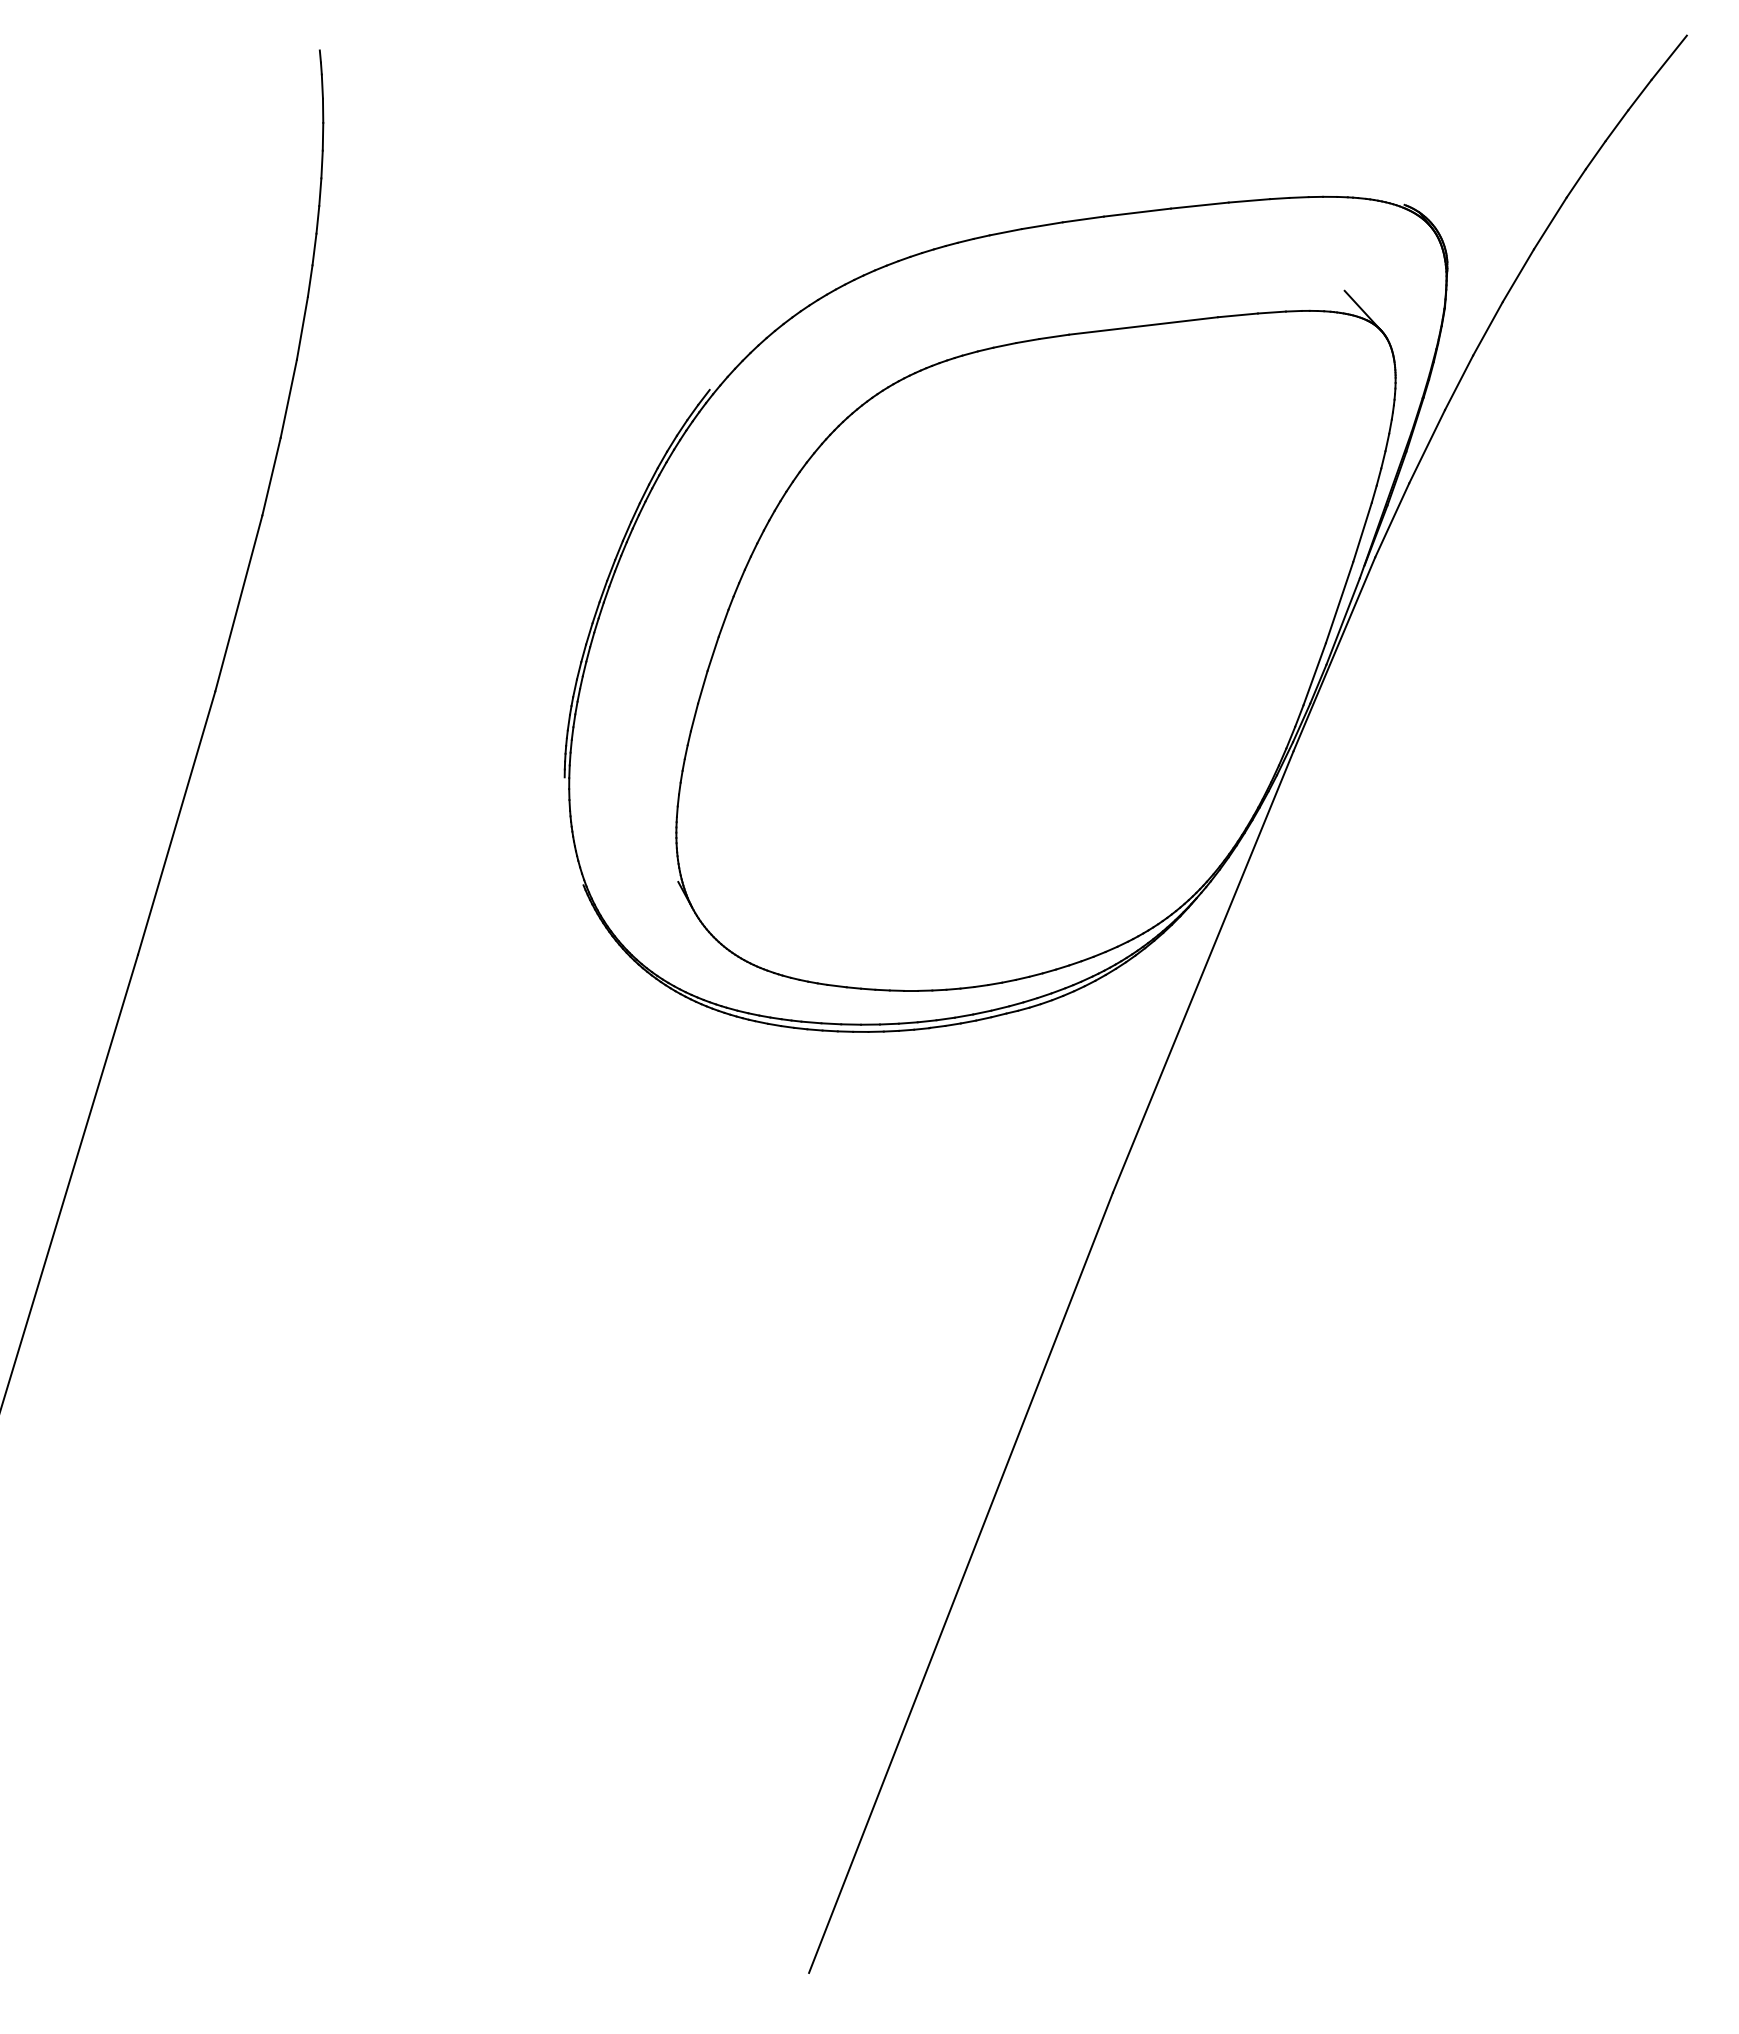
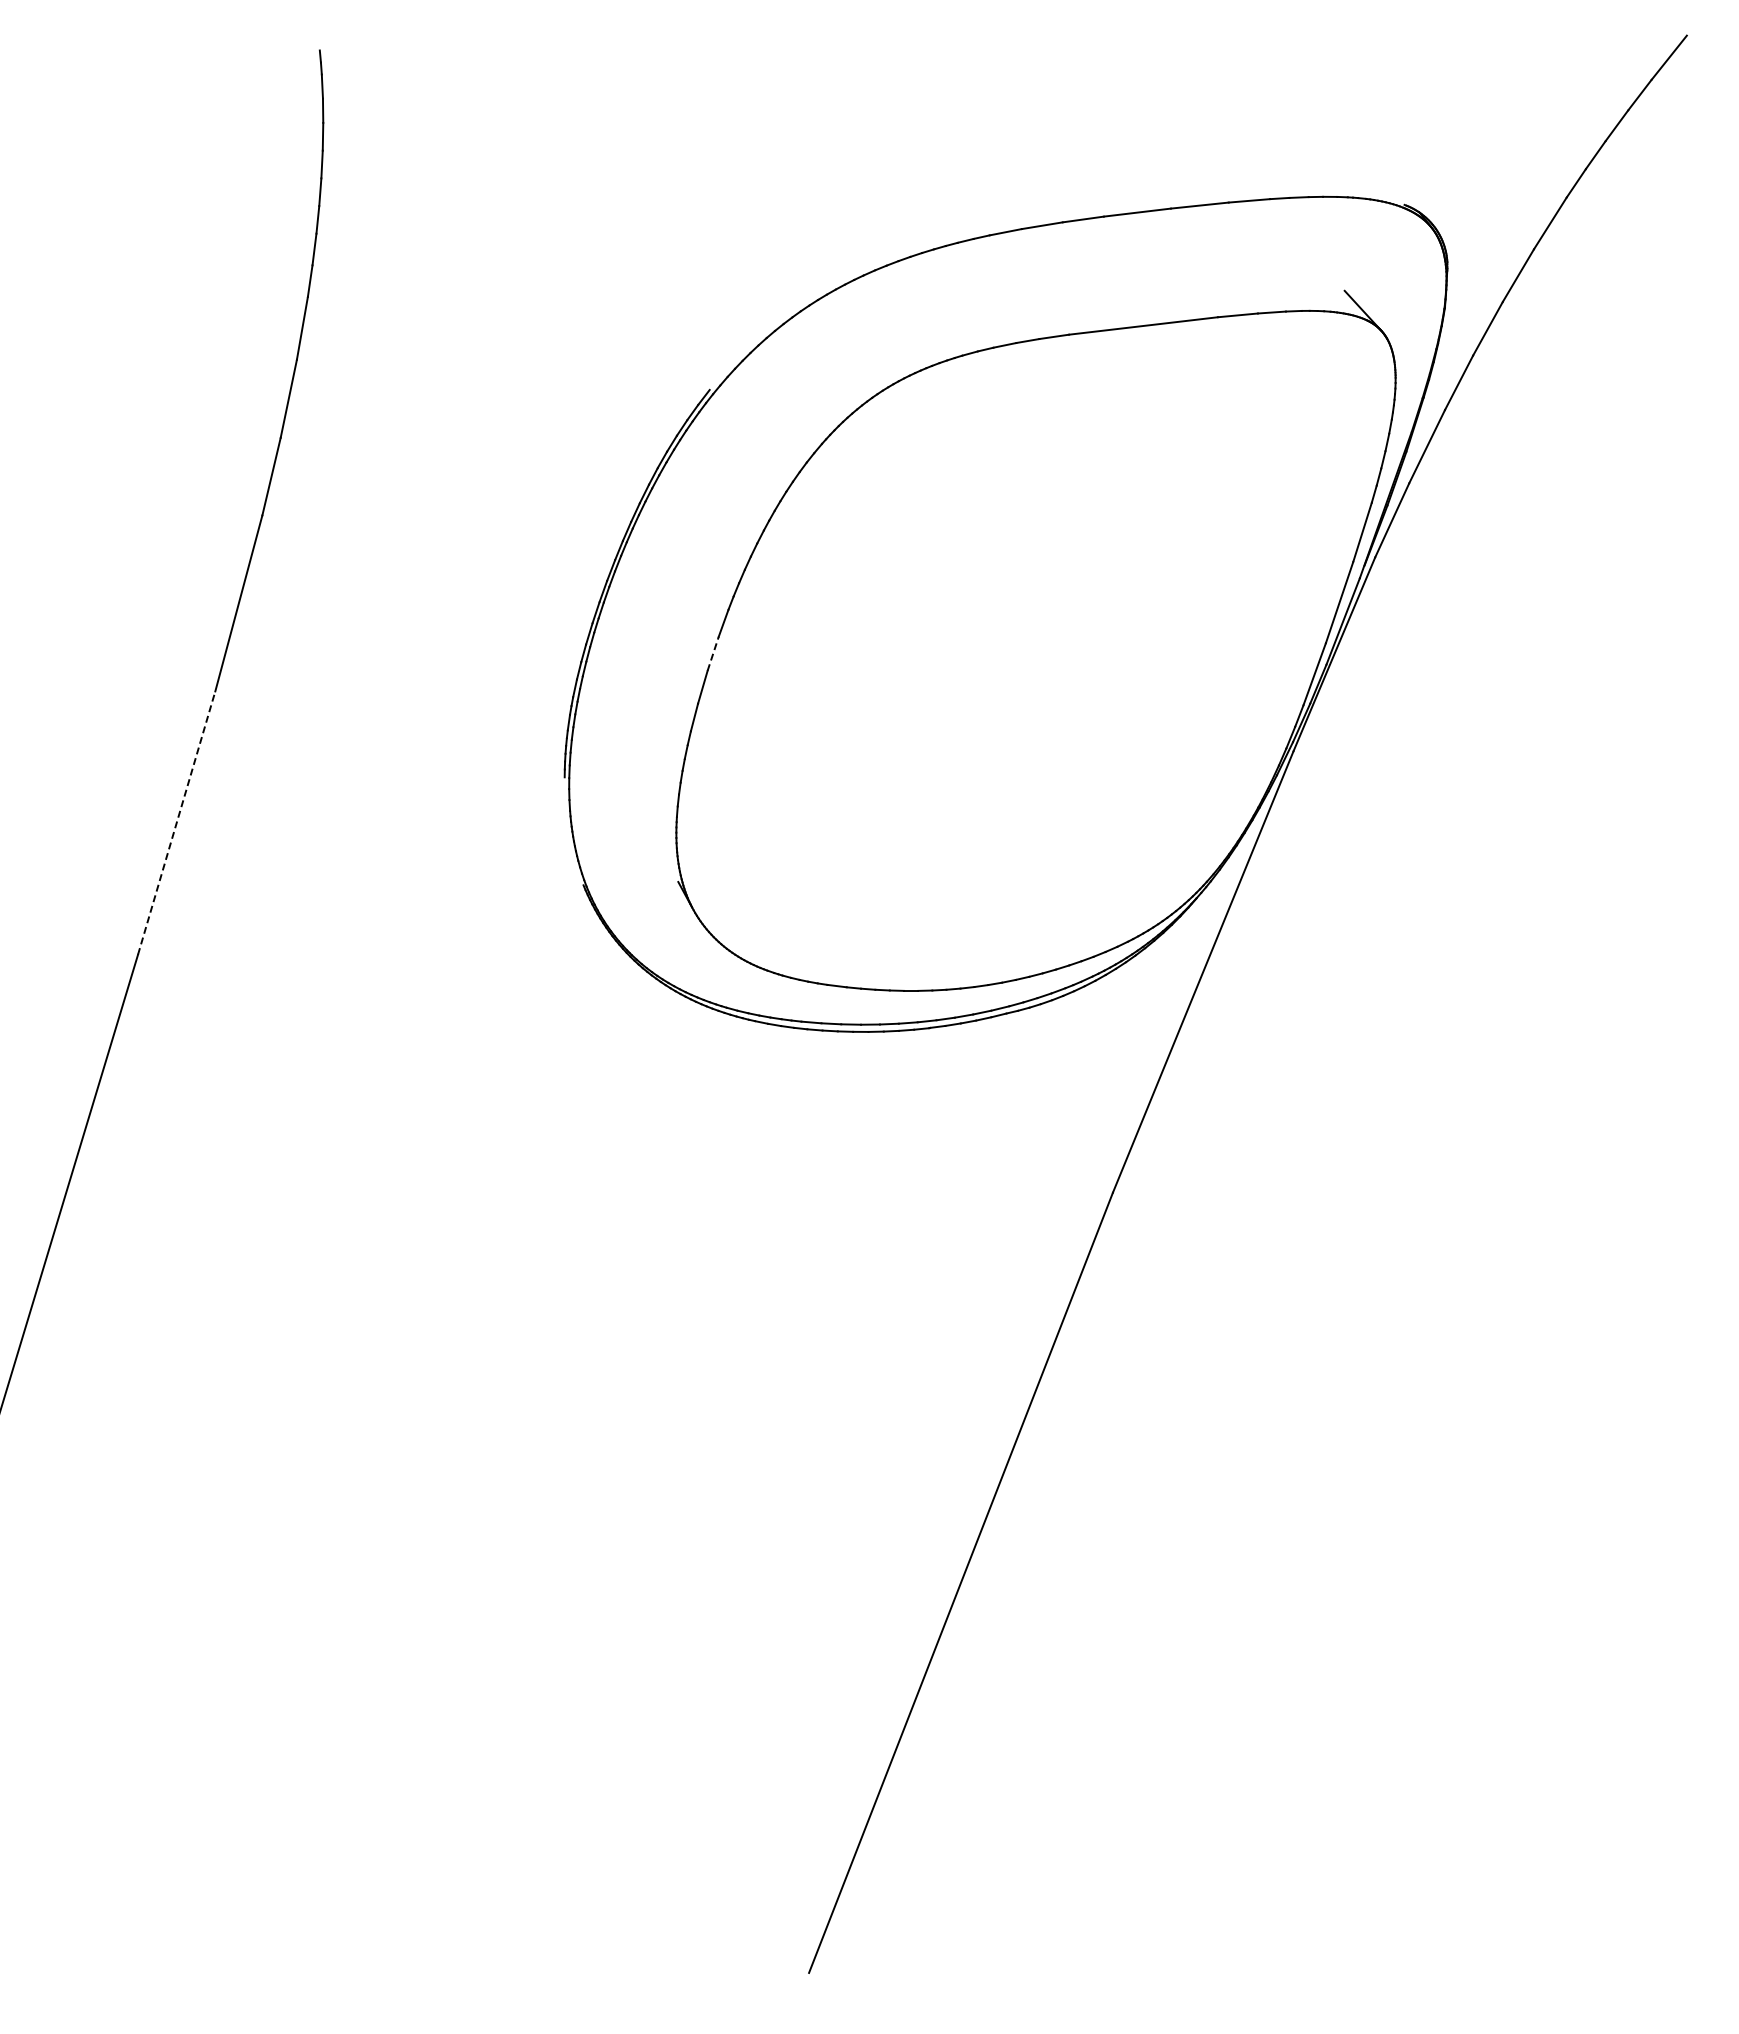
line: solid -> dashed (713, 653)
line: solid -> dashed (176, 822)
